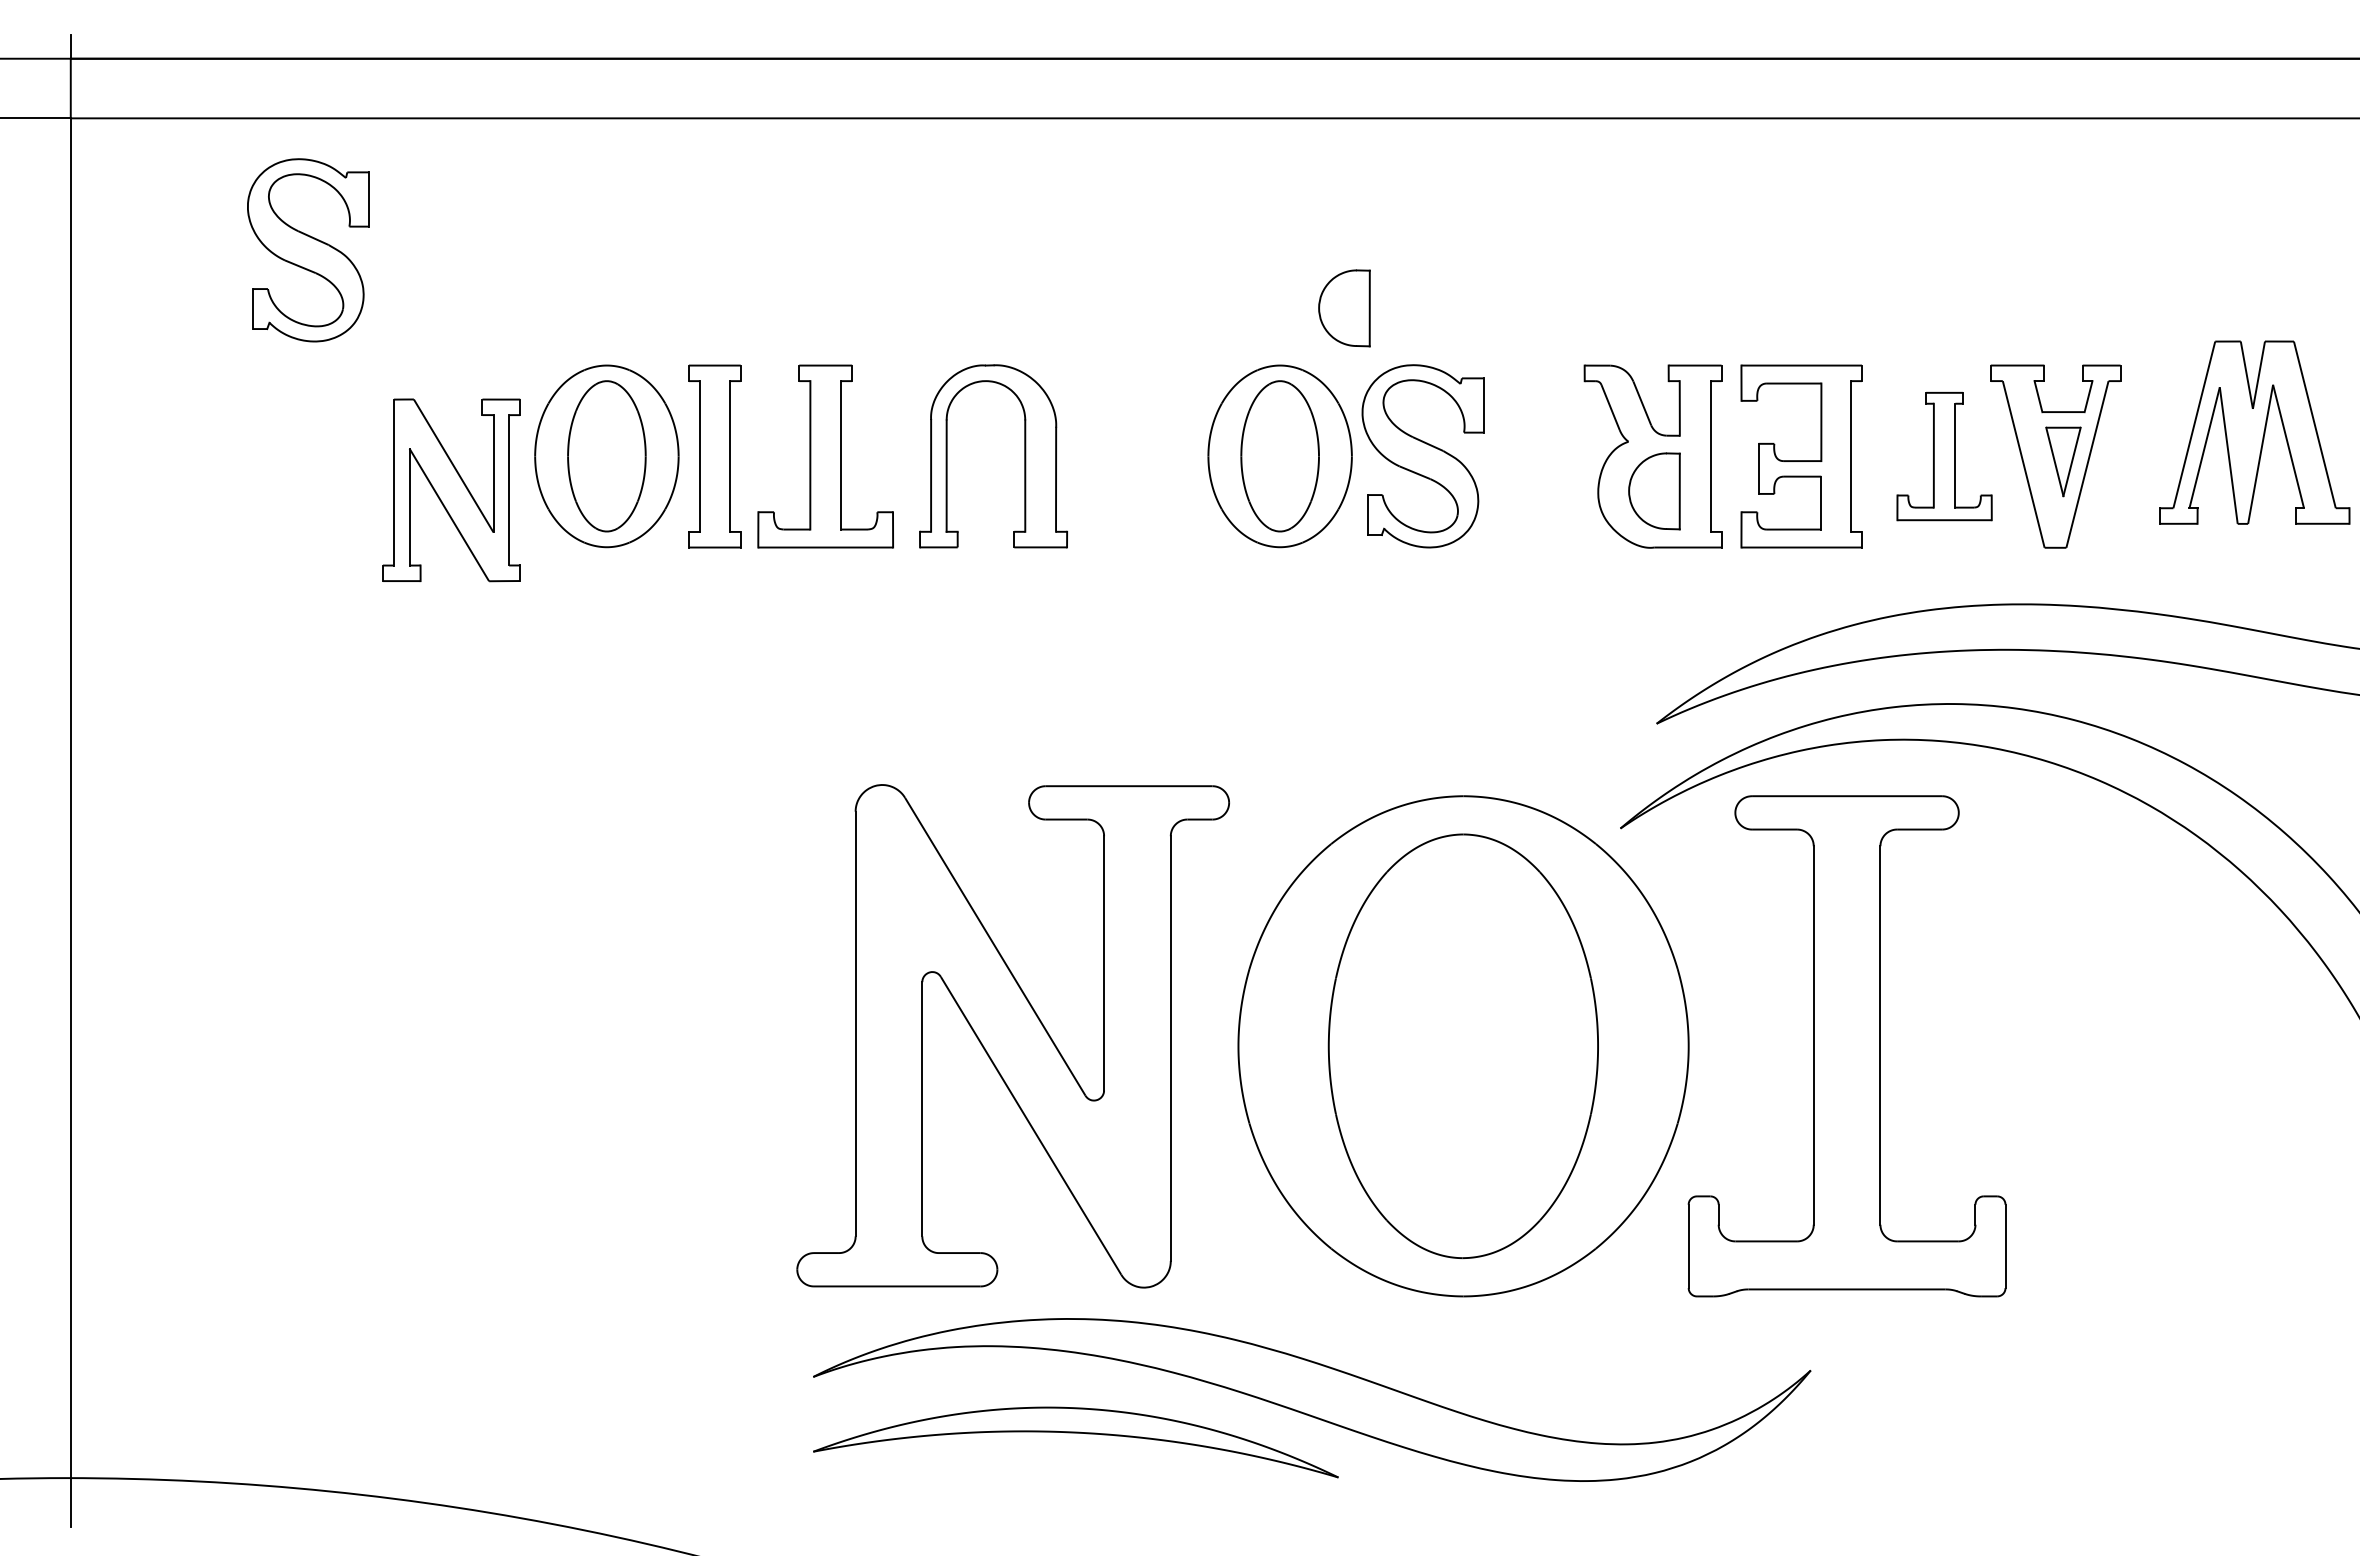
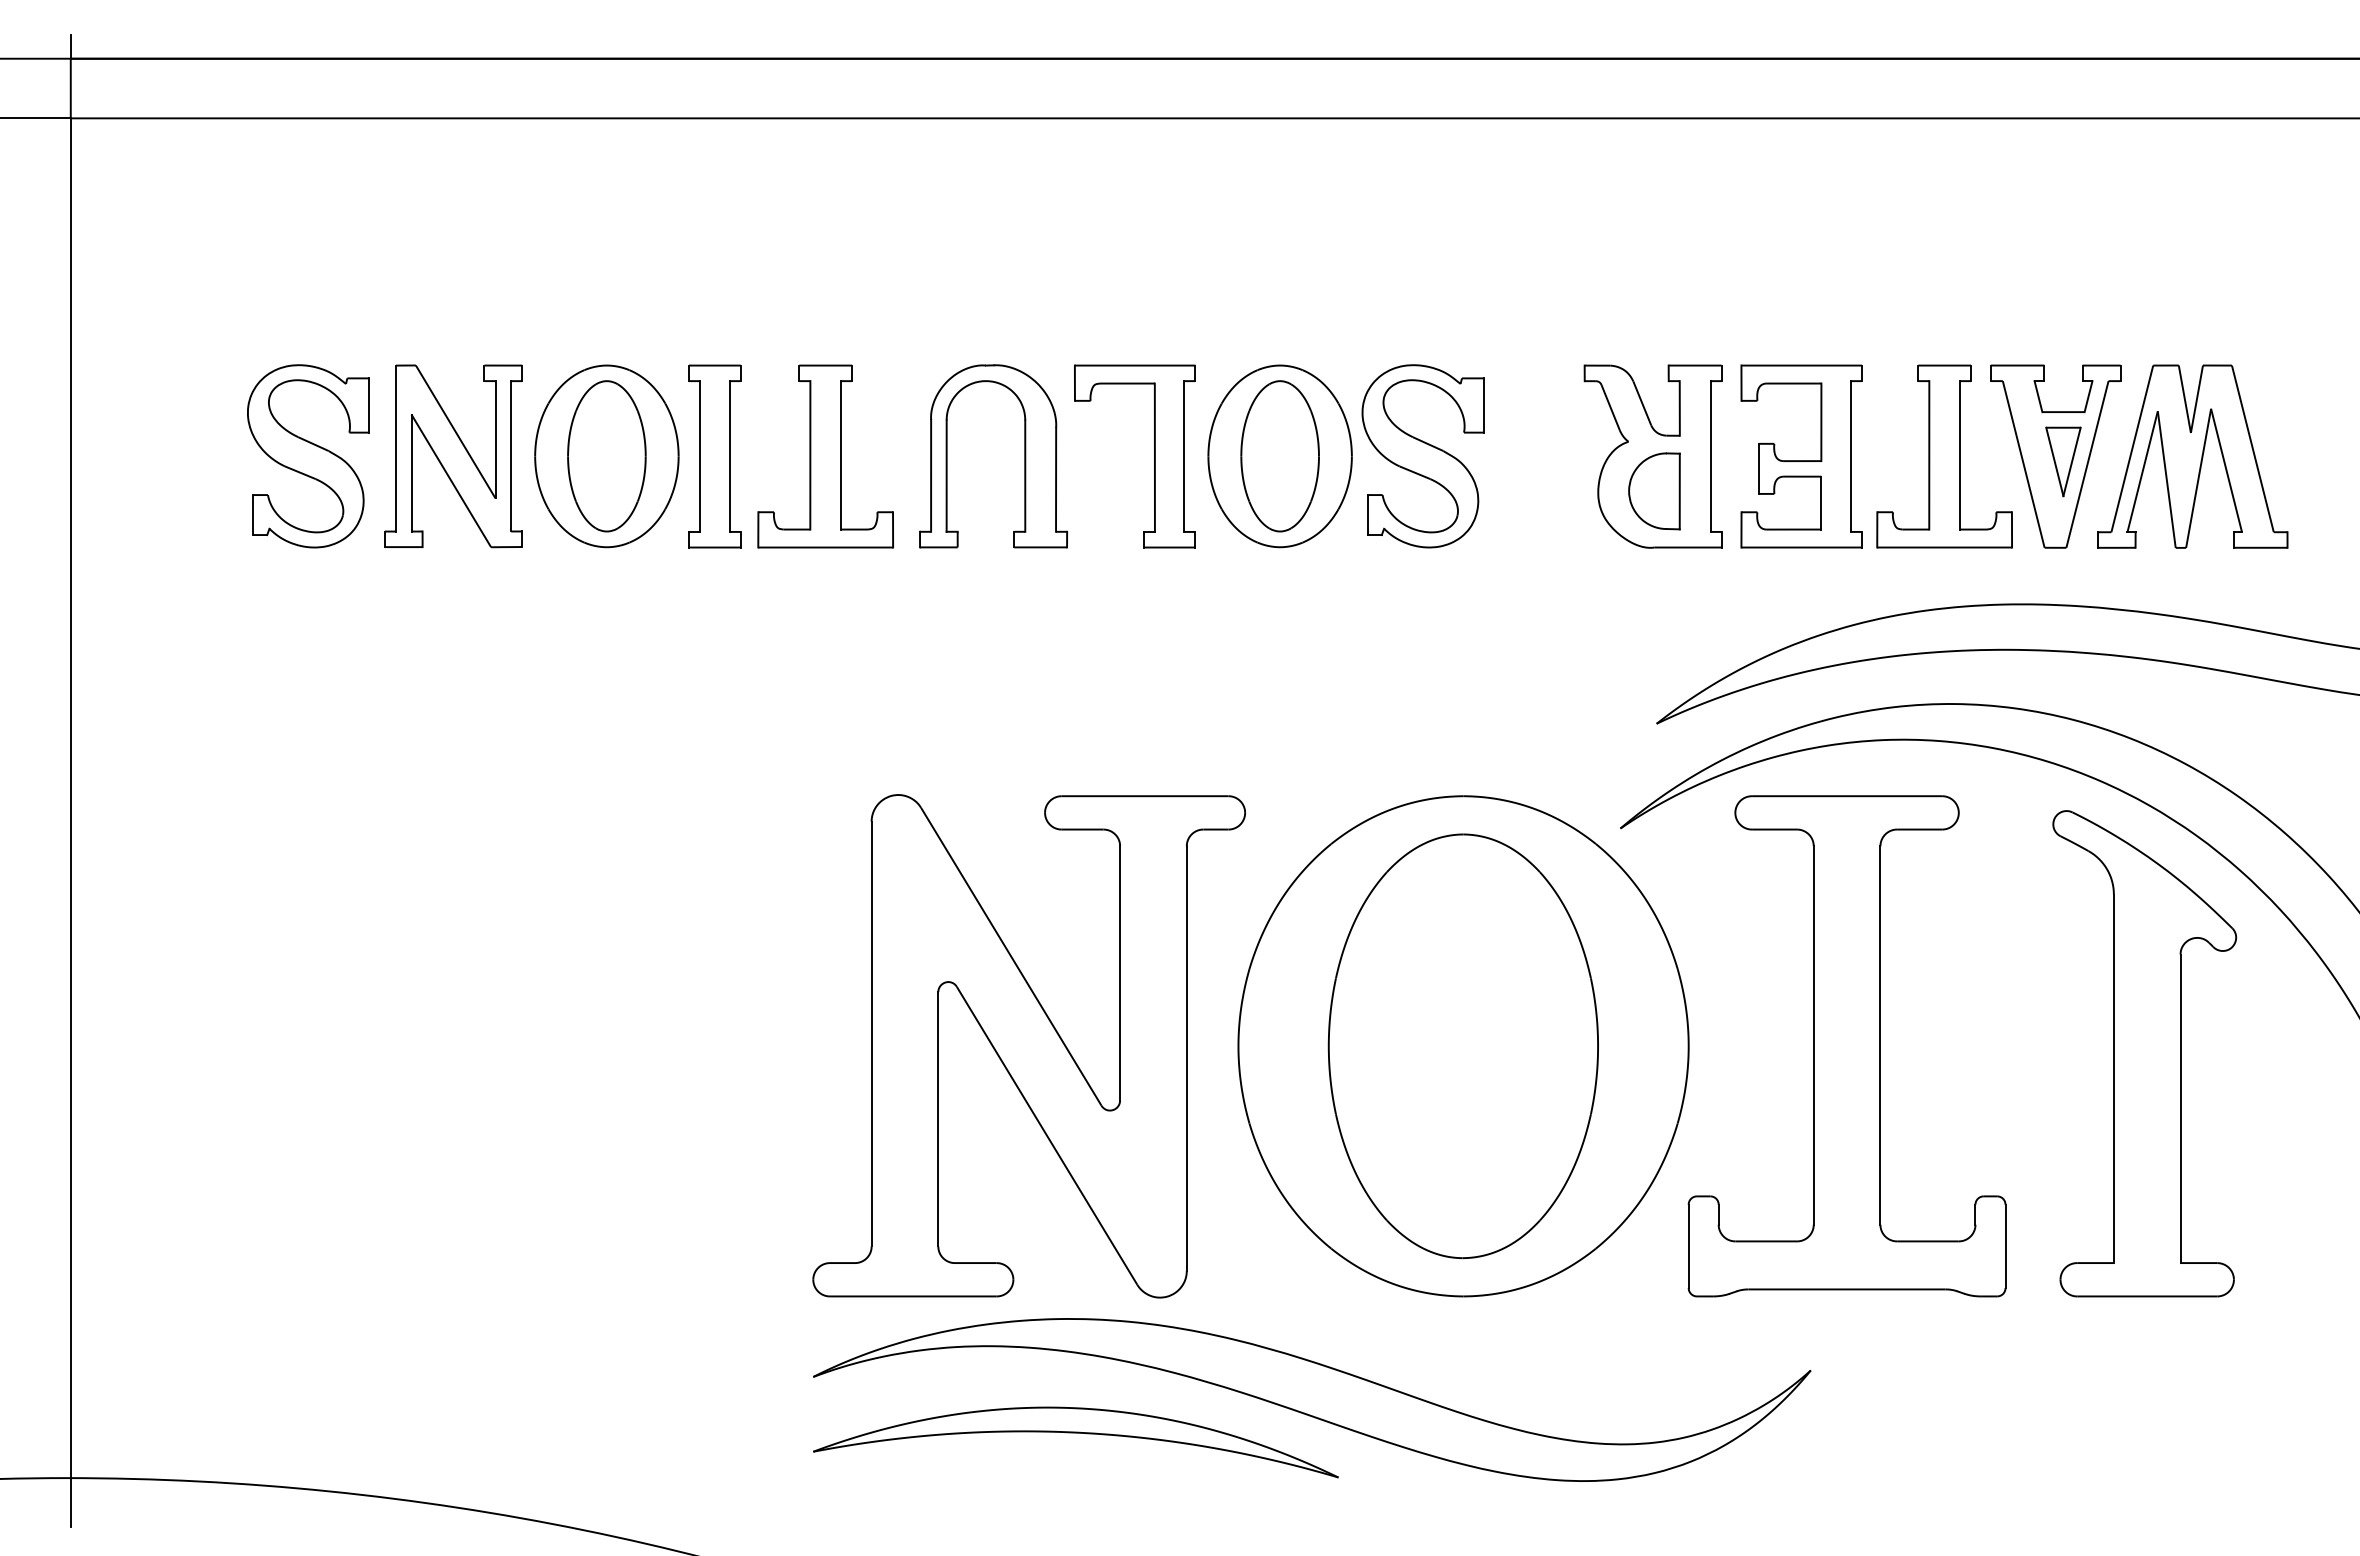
part position: (308, 250) -> (308, 456) (308, 456)
part: present -> none (1344, 308)
part position: (2254, 432) -> (2192, 456) (2192, 456)
part: none -> present (1154, 456)
part size: 97x130 px -> 137x185 px (1944, 456)
part position: (451, 490) -> (453, 456) (453, 456)
part position: (1012, 1036) -> (1028, 1046) (1028, 1046)
part: none -> present (2144, 1053)
